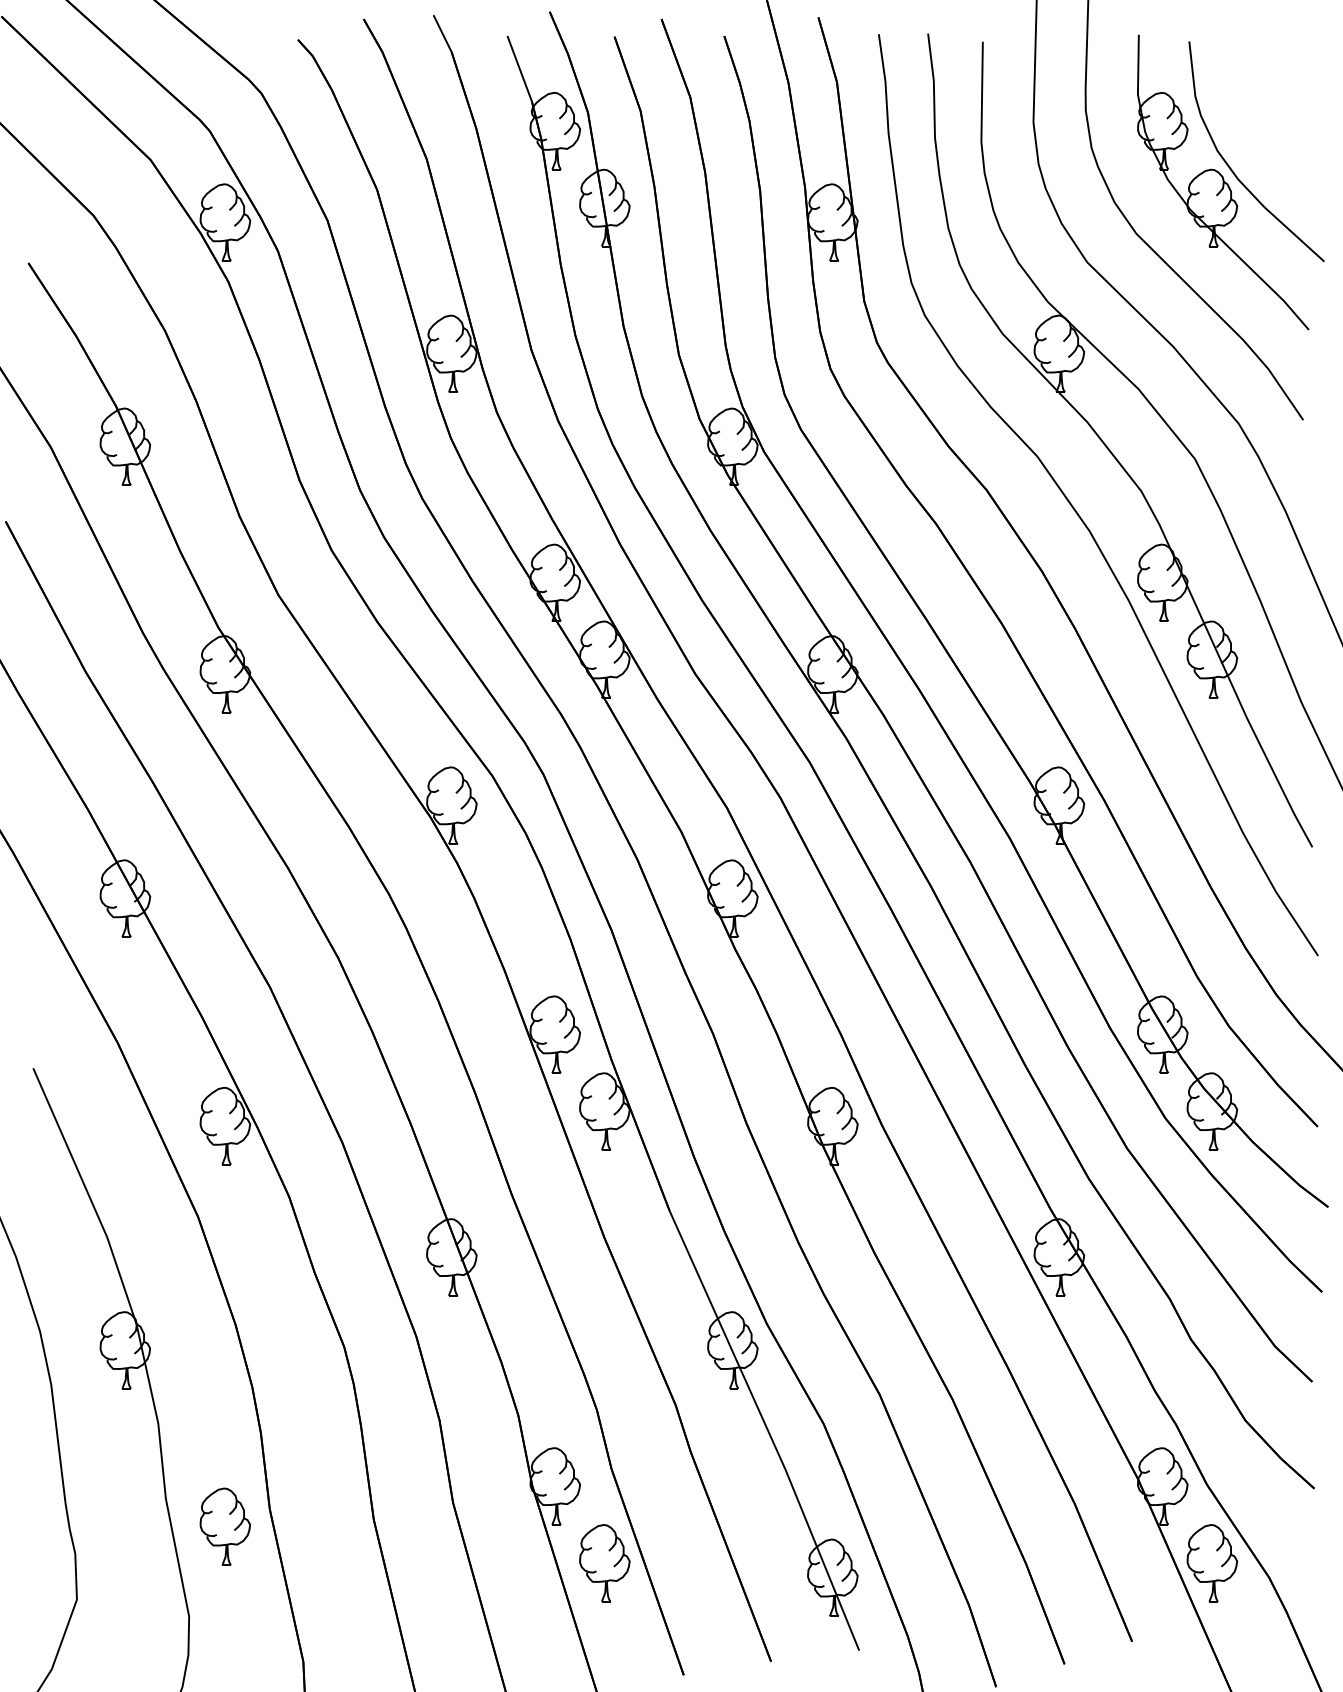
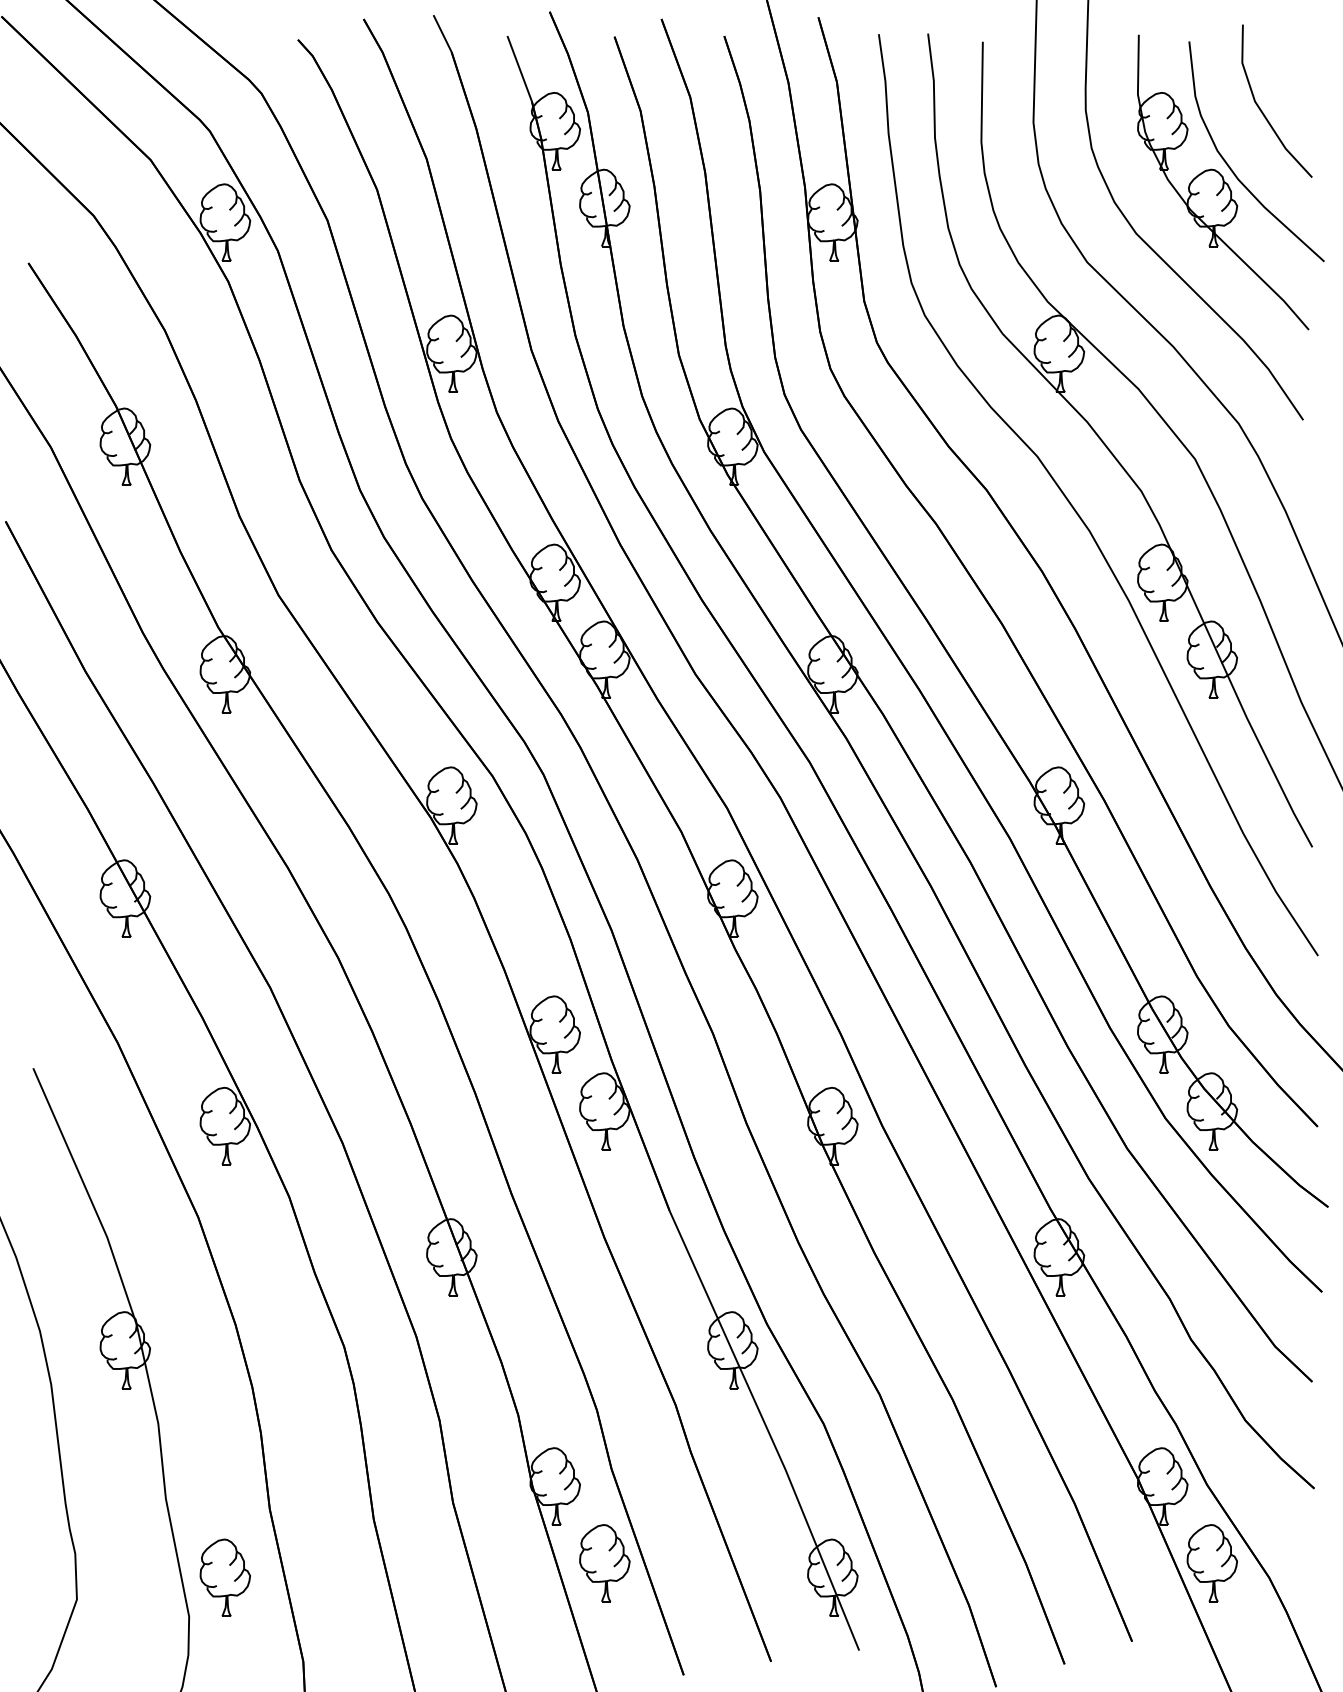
line: none -> present (1260, 107)
part position: (224, 1526) -> (224, 1577) (224, 1577)
